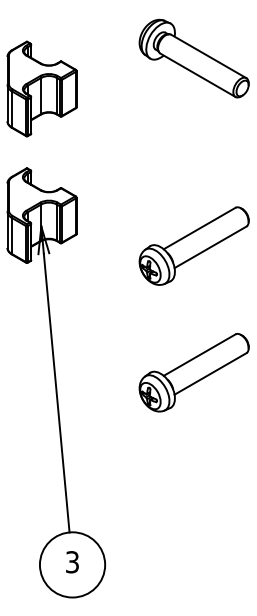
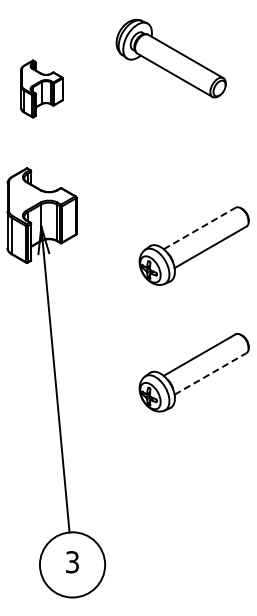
part position: (193, 58) -> (170, 58) (170, 58)
part size: 72x98 px -> 44x60 px (41, 88)
line: solid -> dashed (200, 228)
line: solid -> dashed (210, 373)
